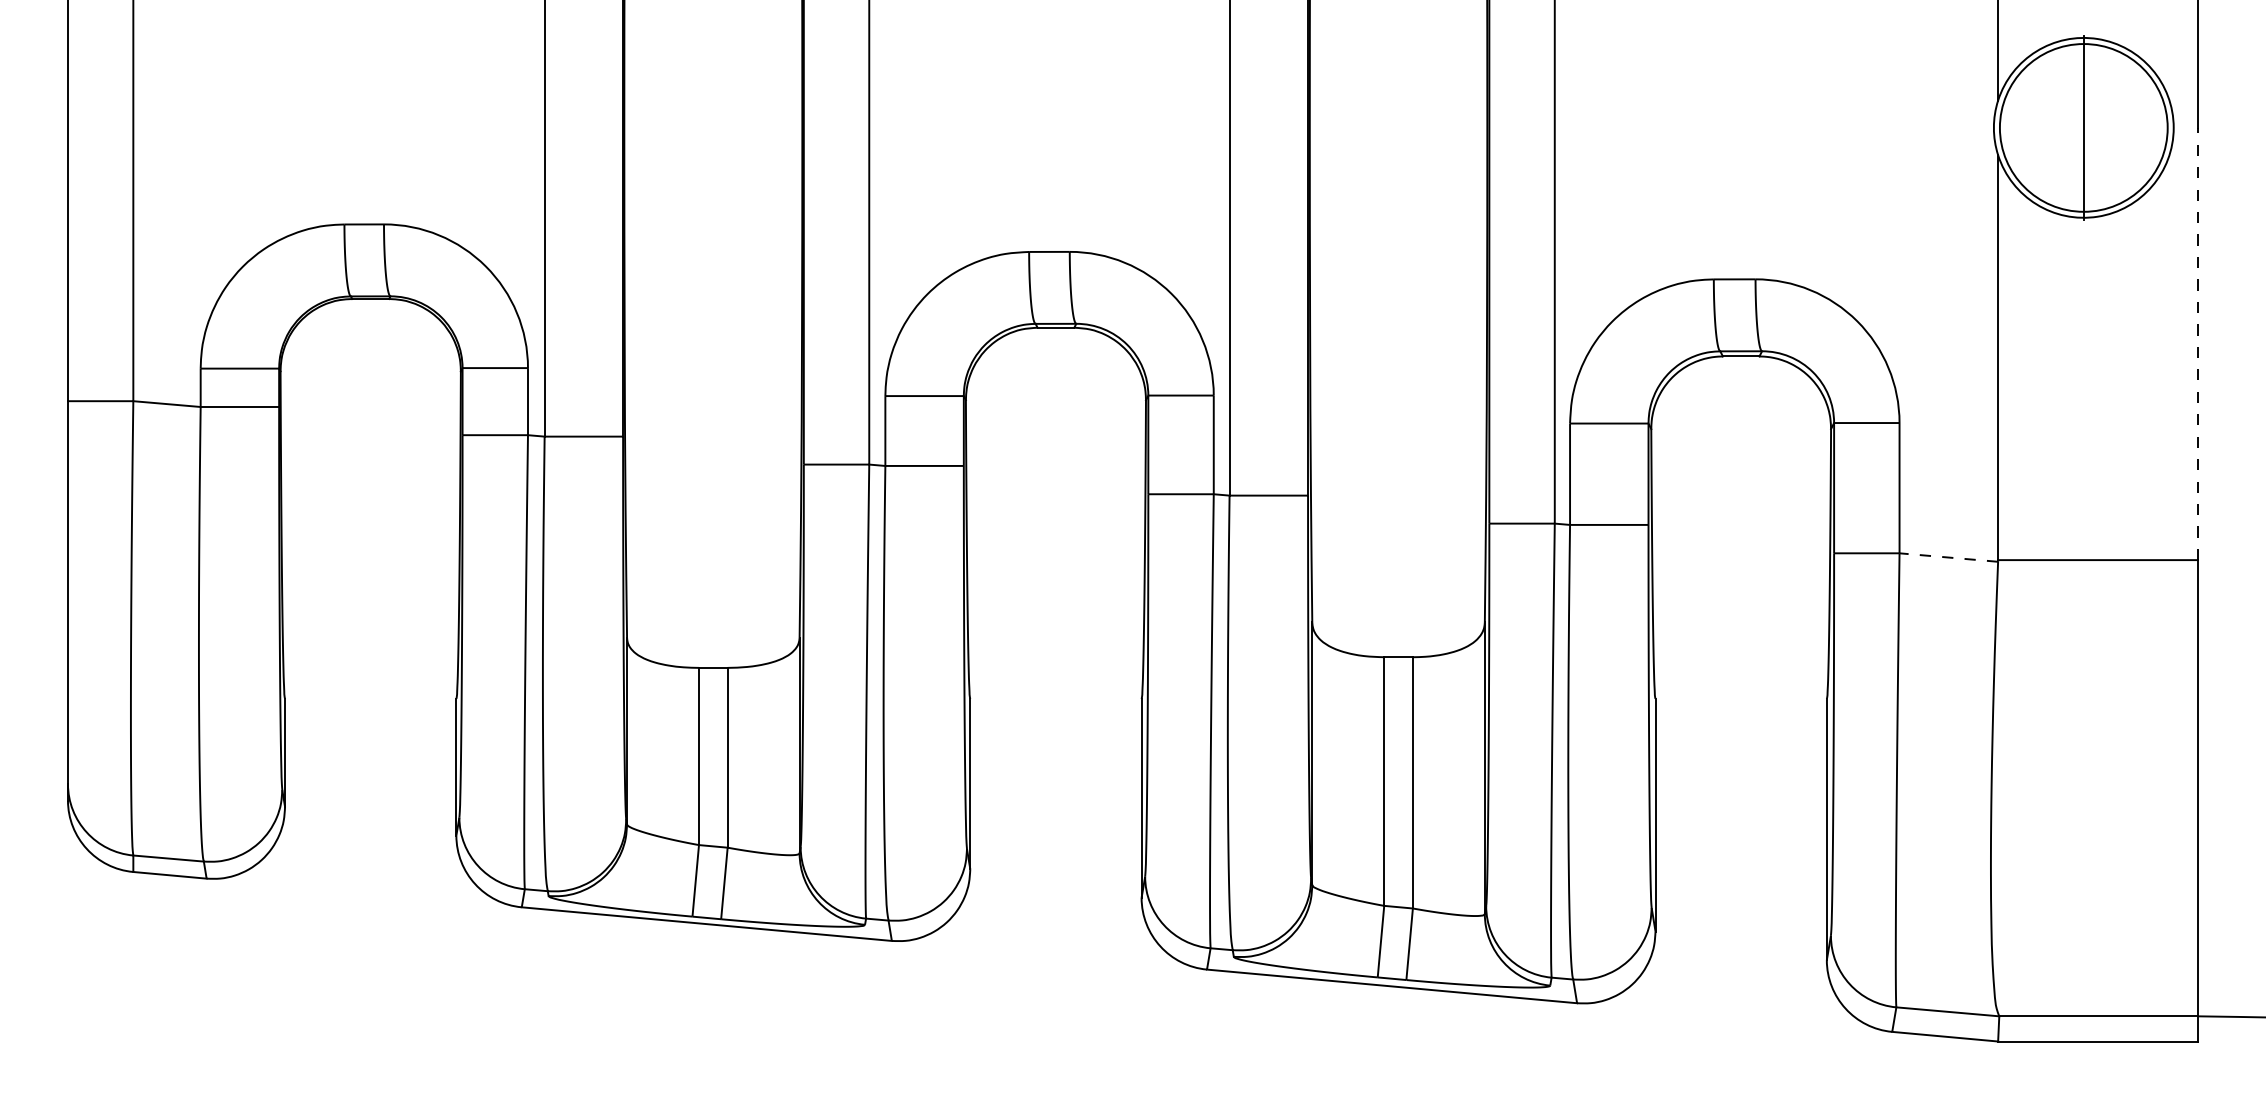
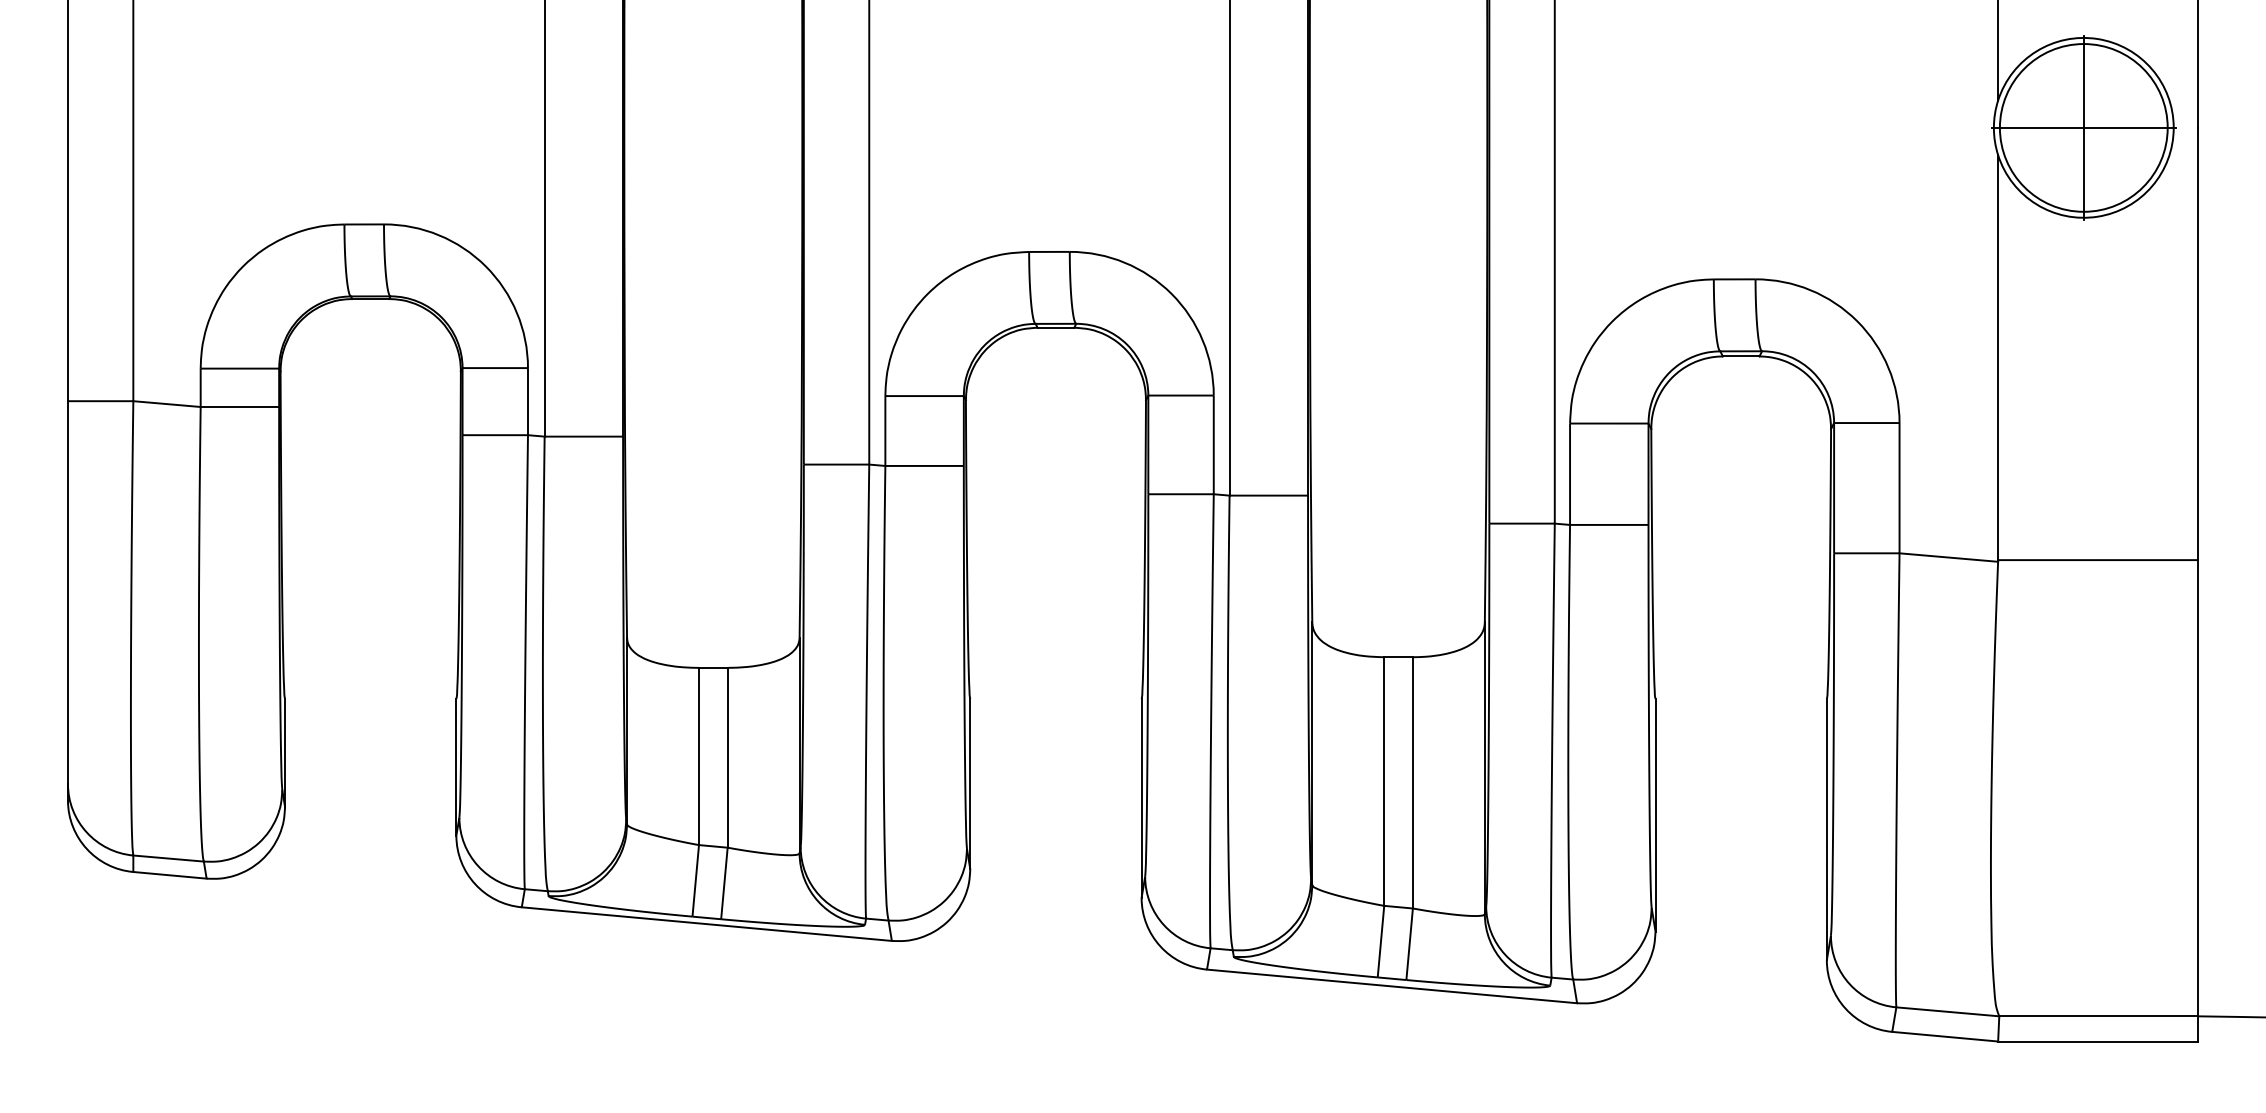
line: none -> present (2083, 127)
line: dashed -> solid (2198, 343)
line: dashed -> solid (1948, 557)
